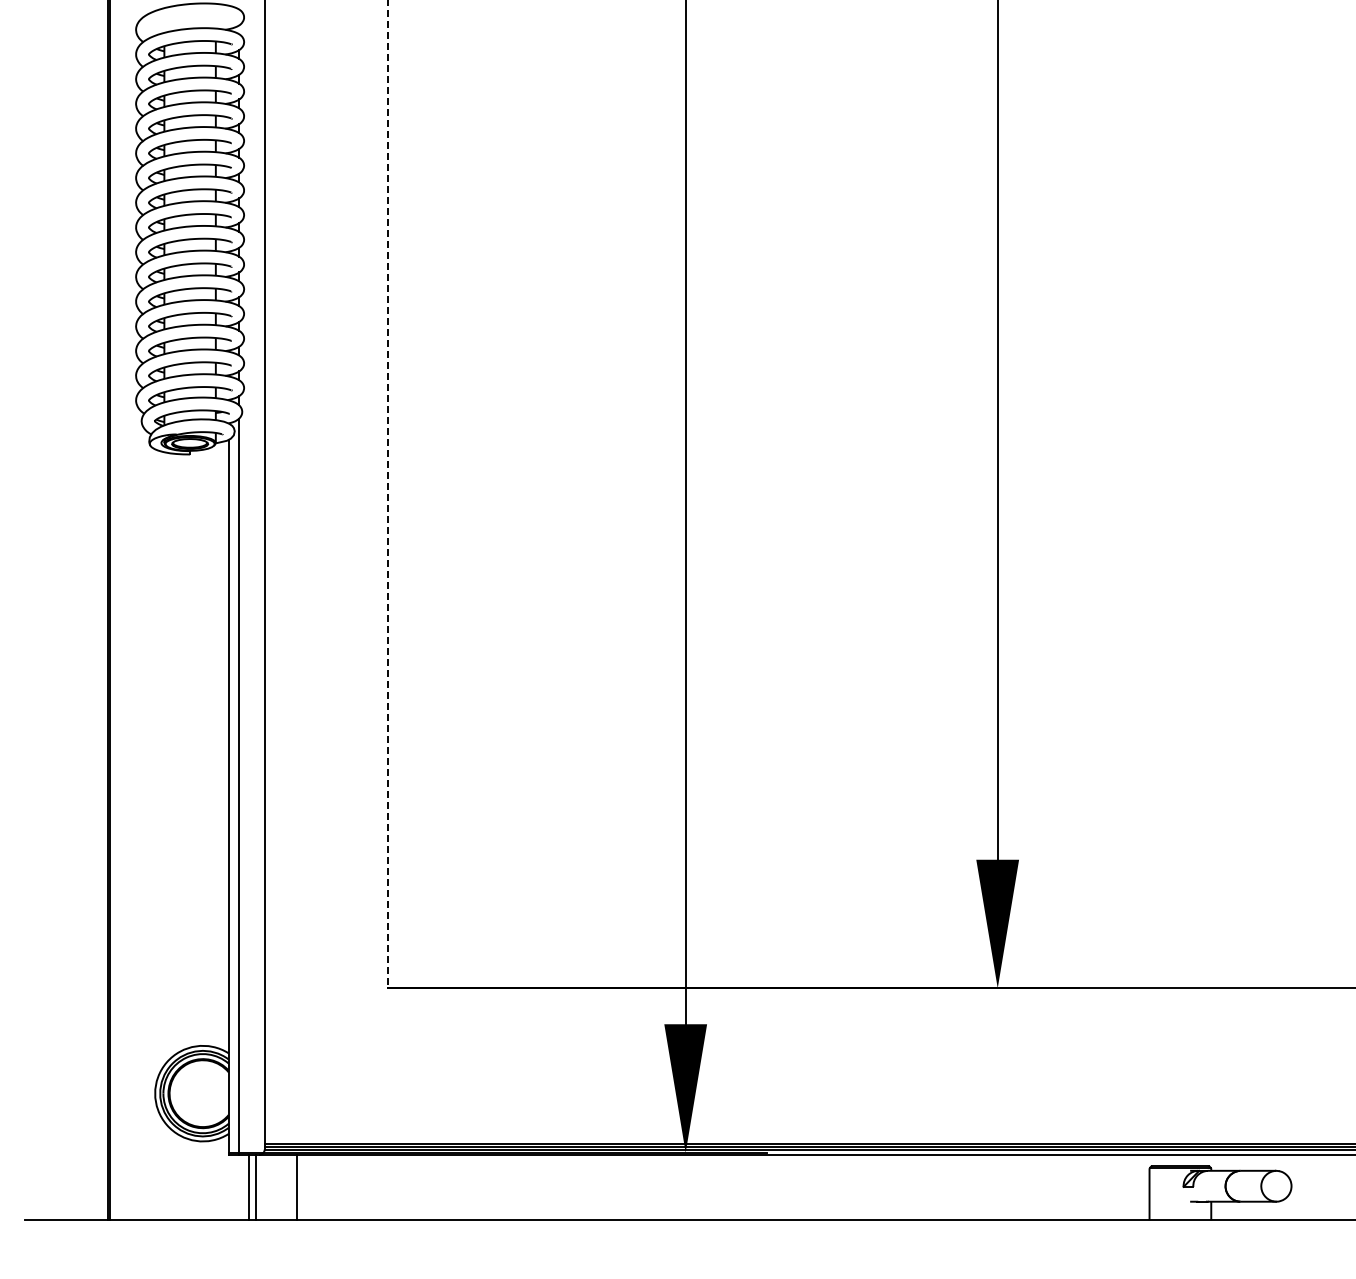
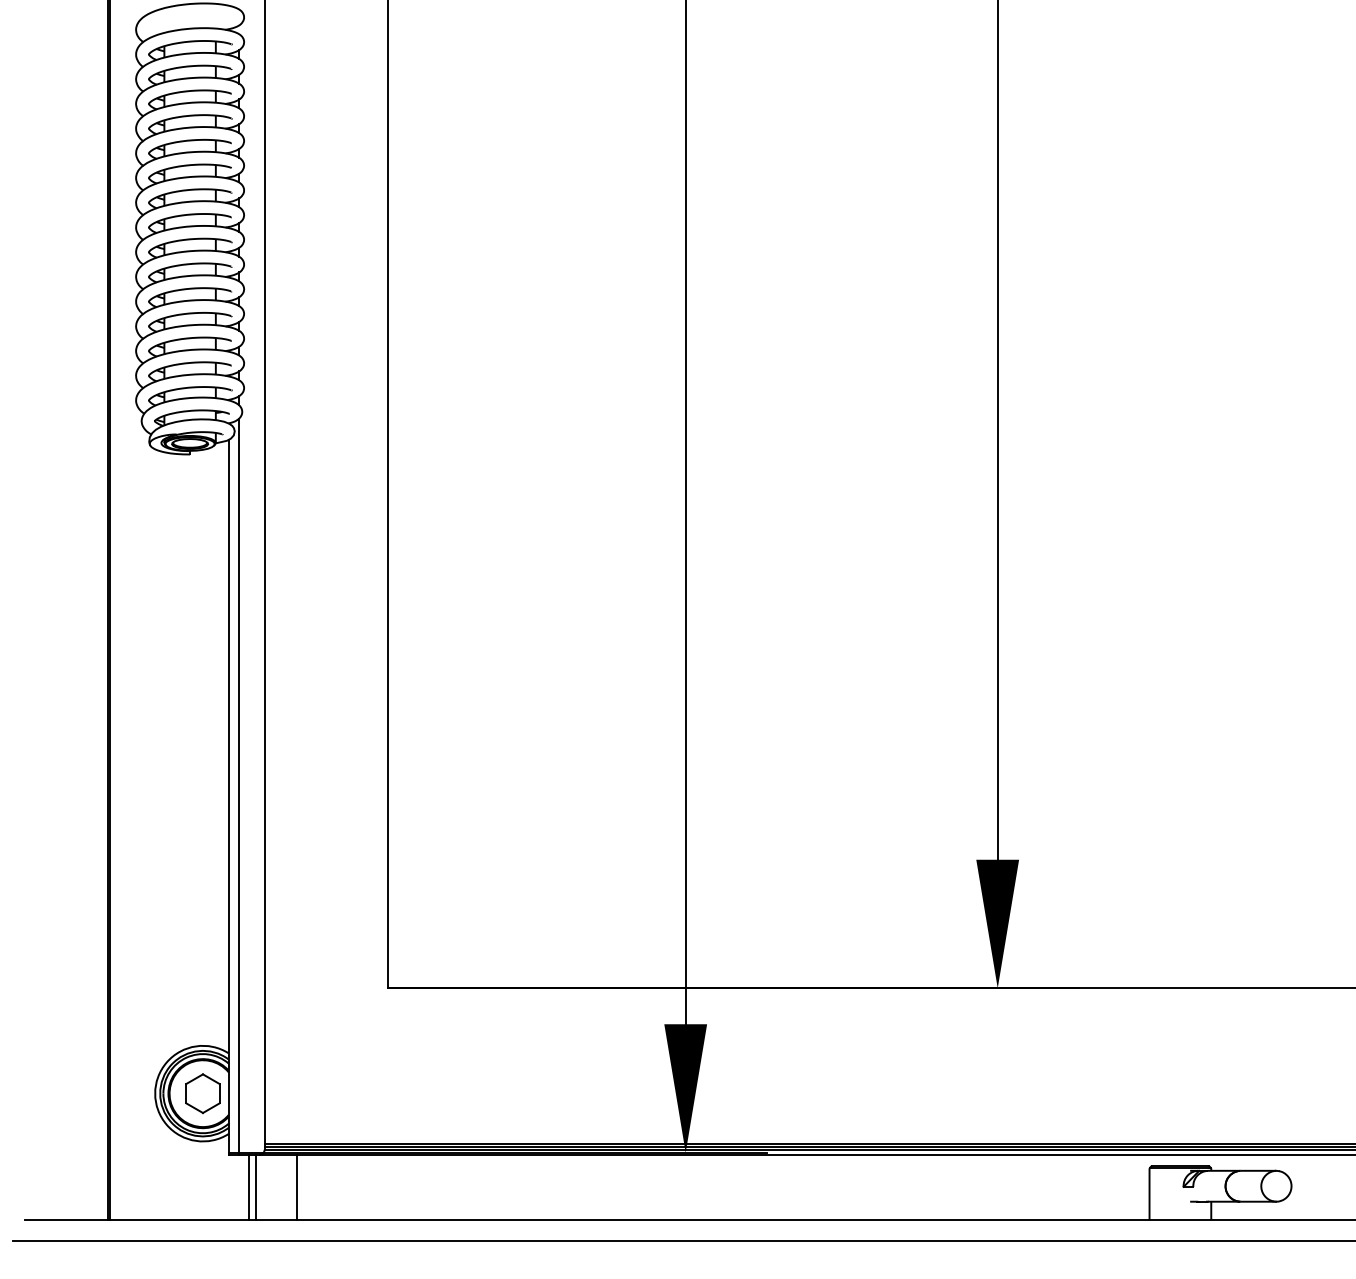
line: dashed -> solid (388, 494)
part: none -> present (202, 1093)
line: none -> present (682, 1240)
